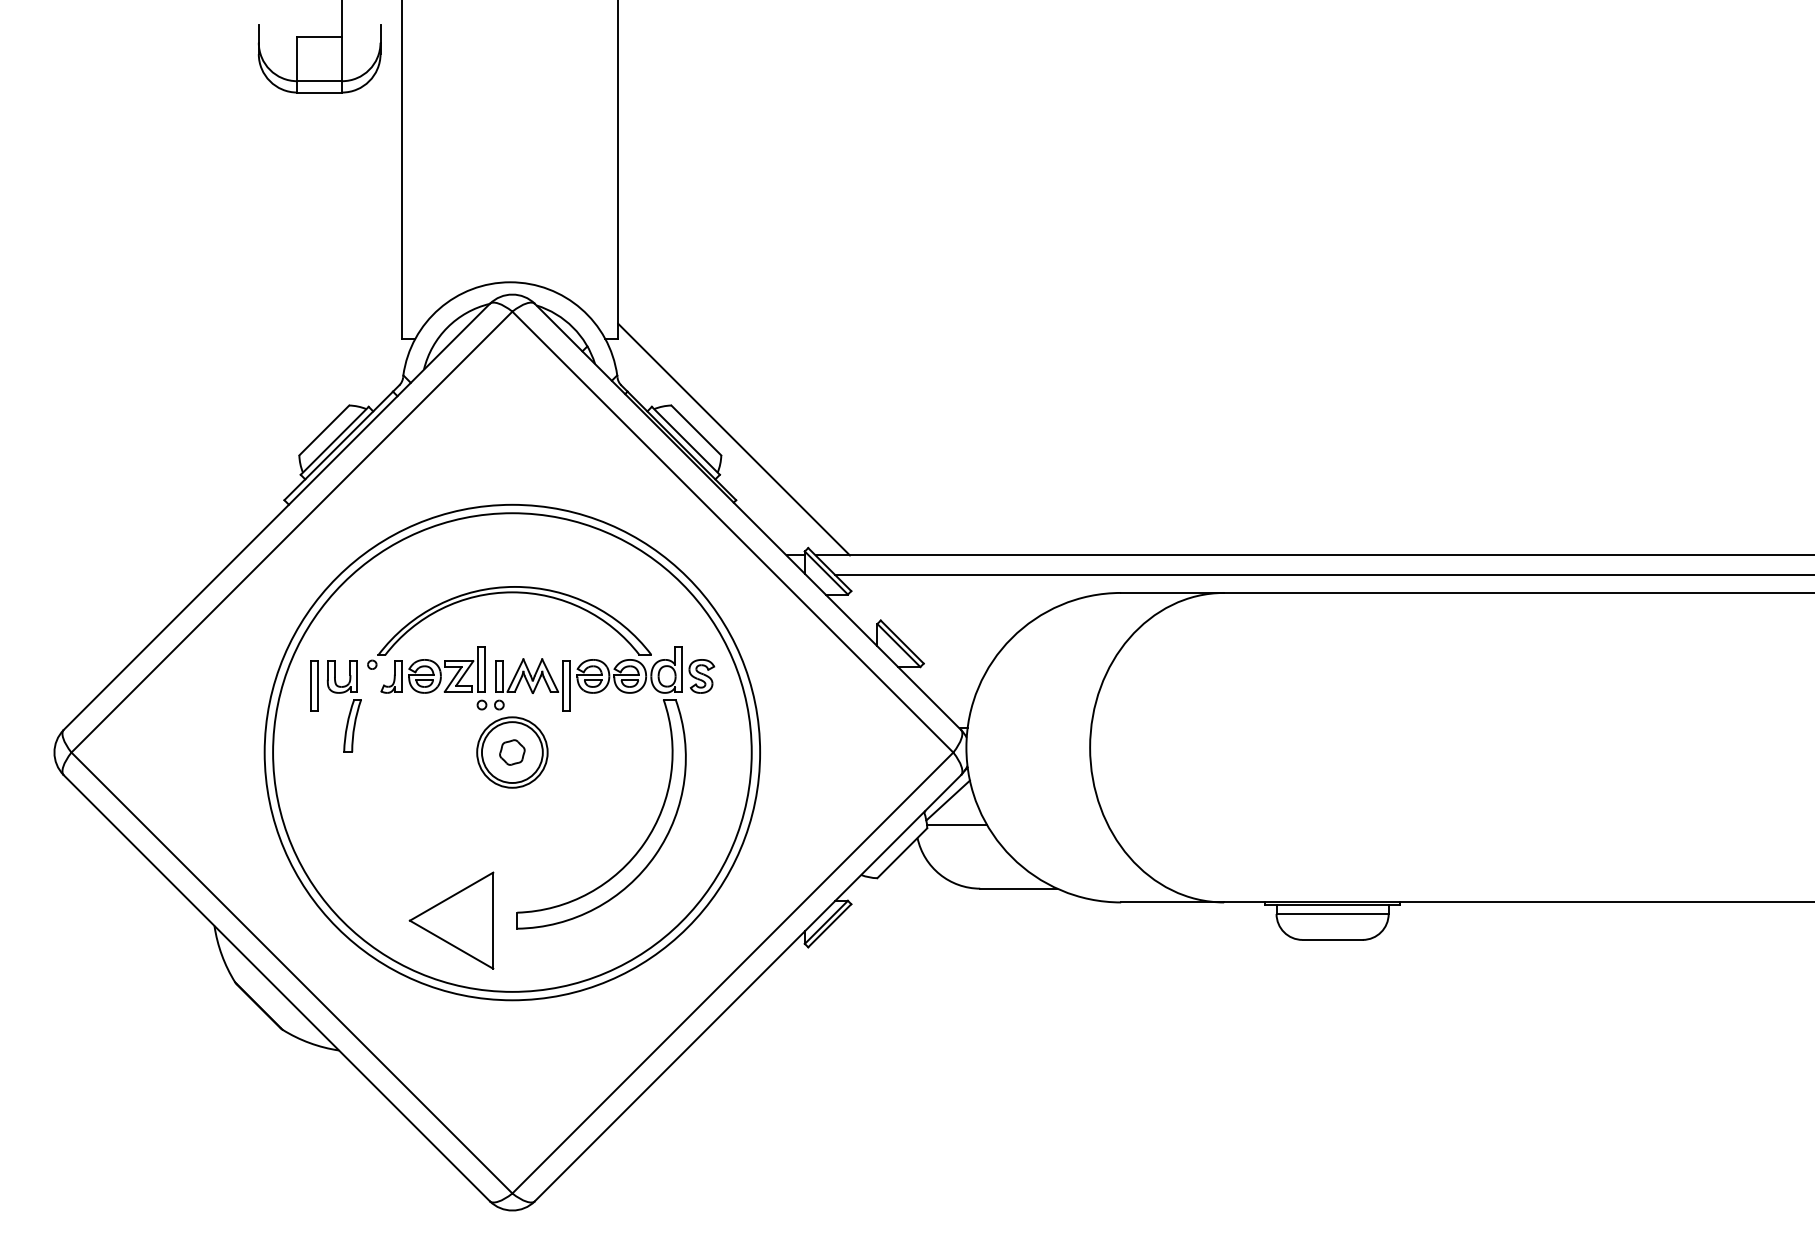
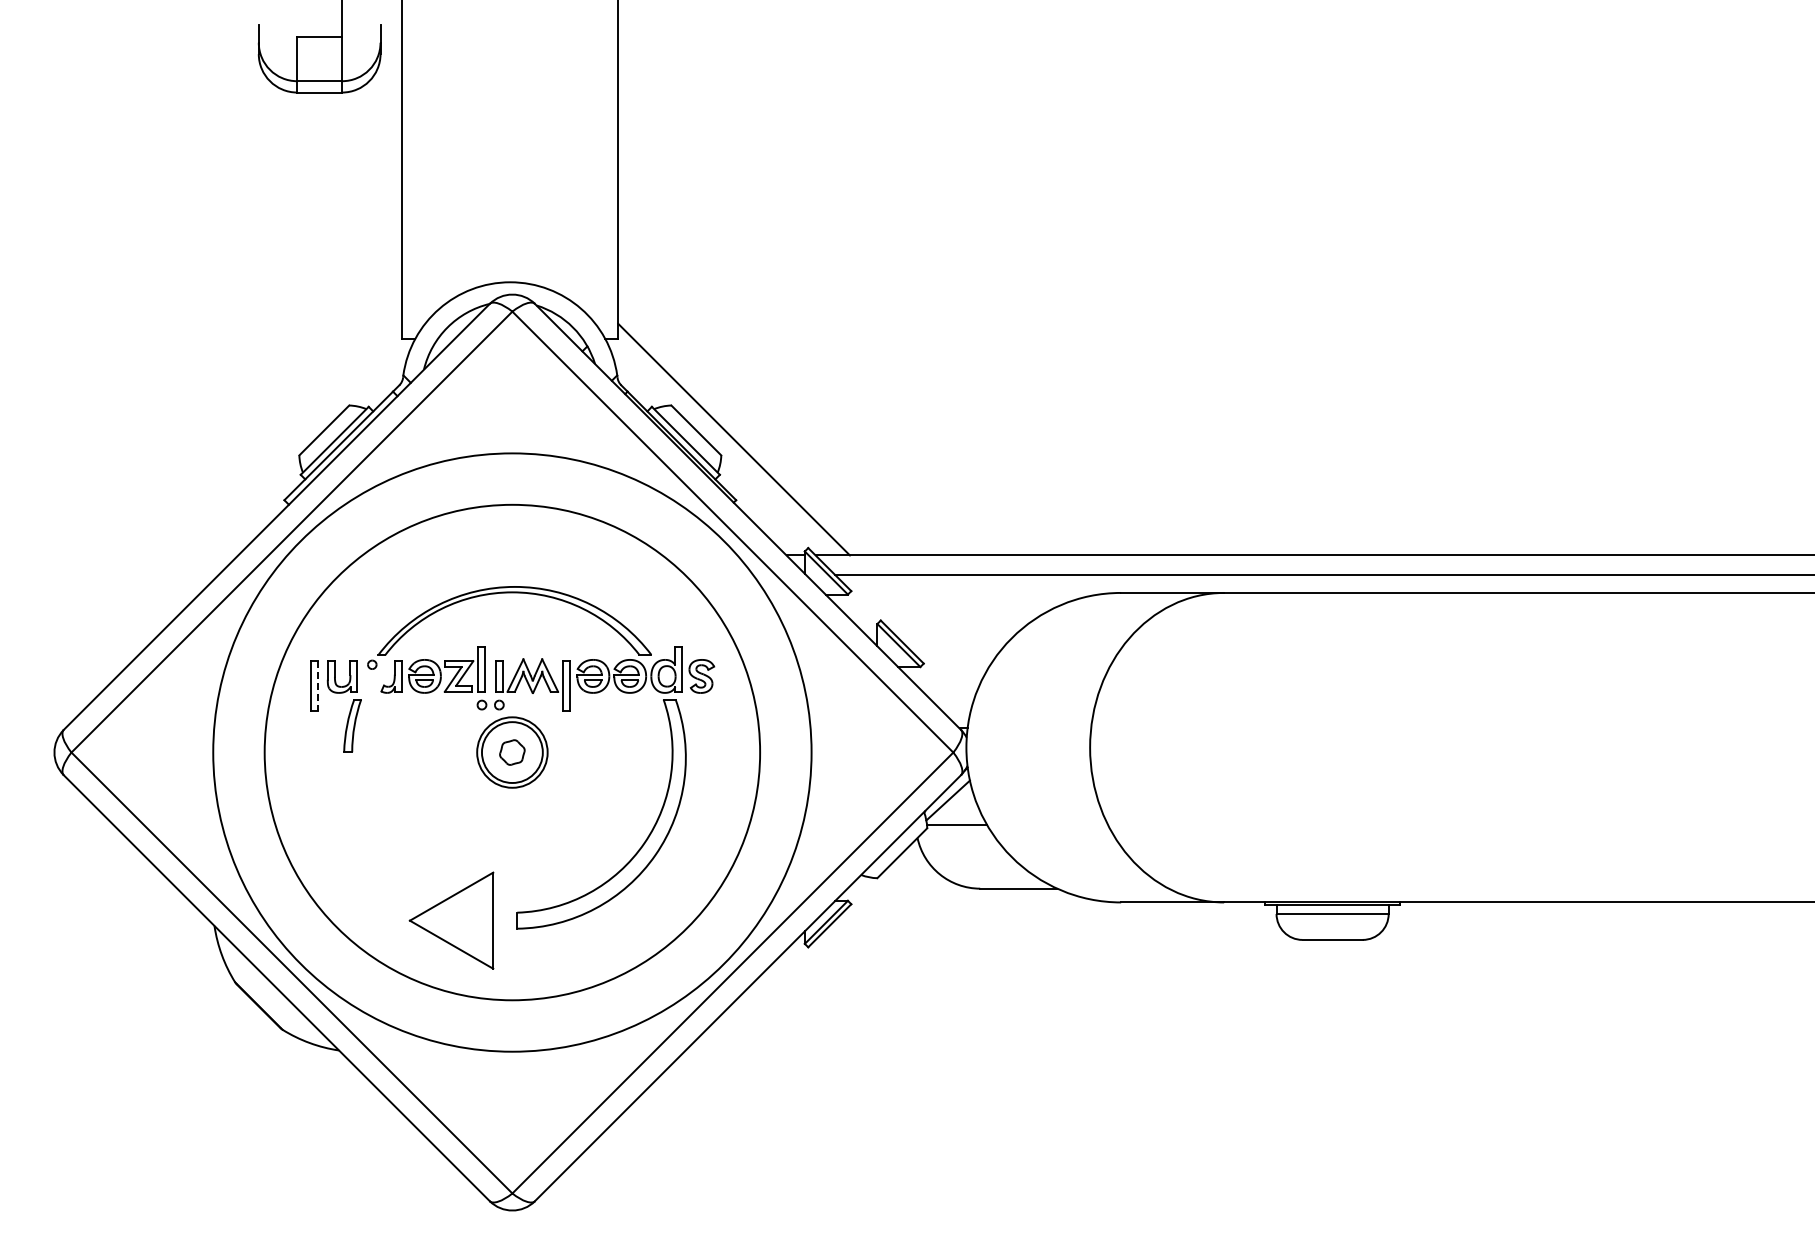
line: solid -> dashed (318, 686)
circle diameter: 479 px -> 598 px (512, 752)
